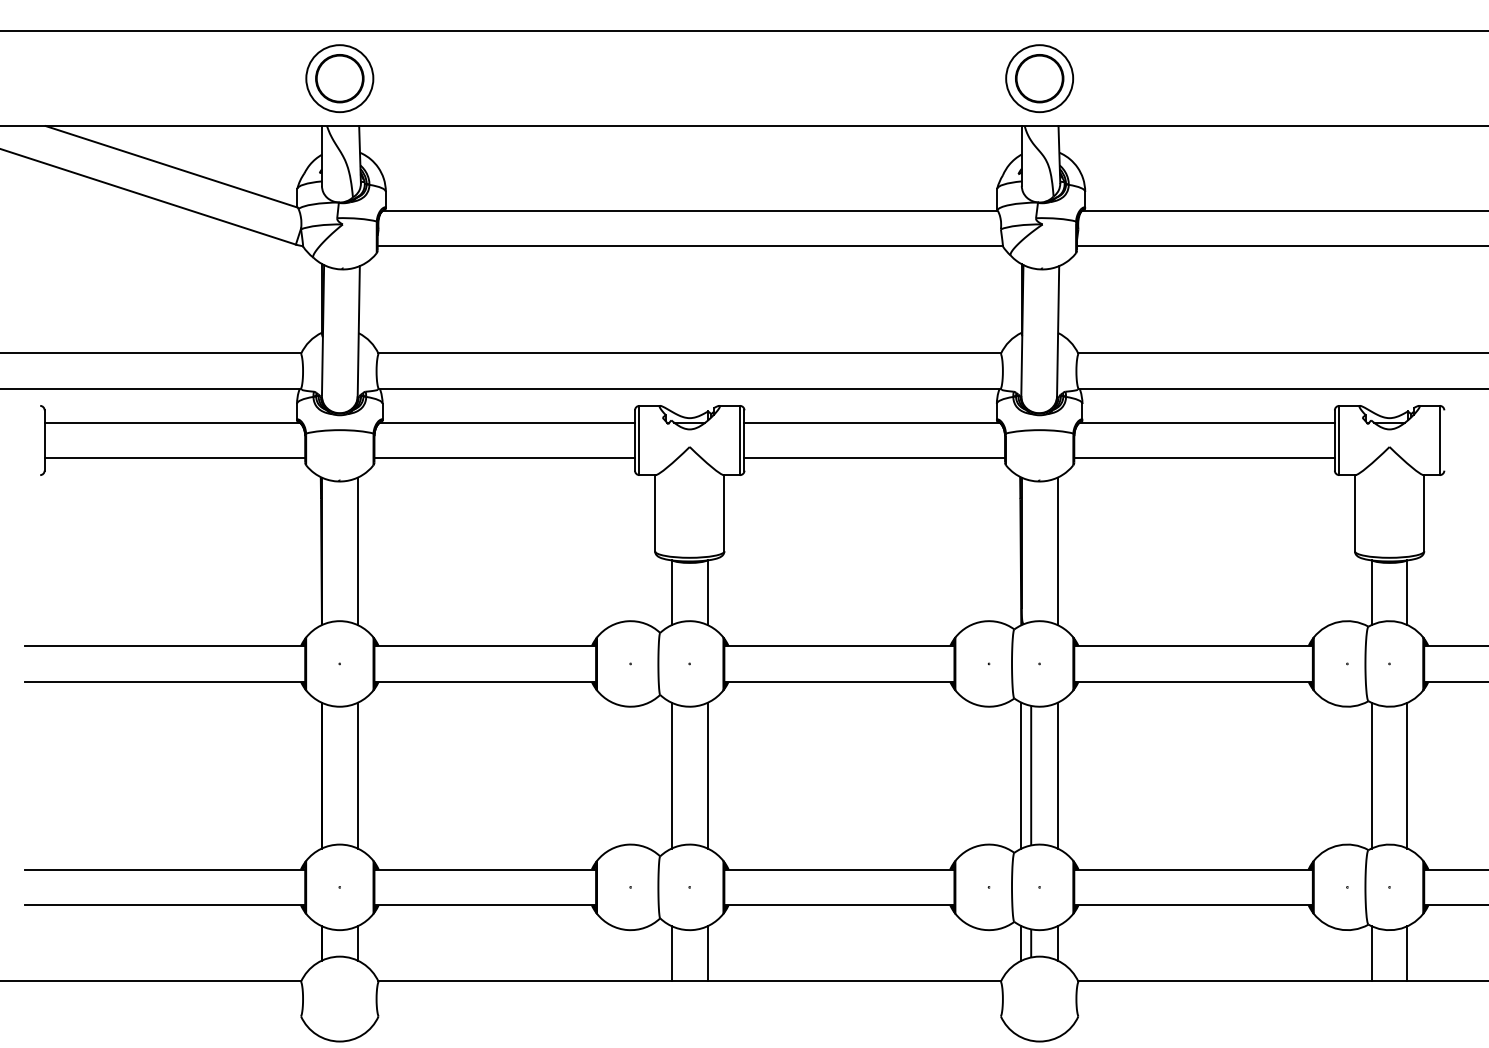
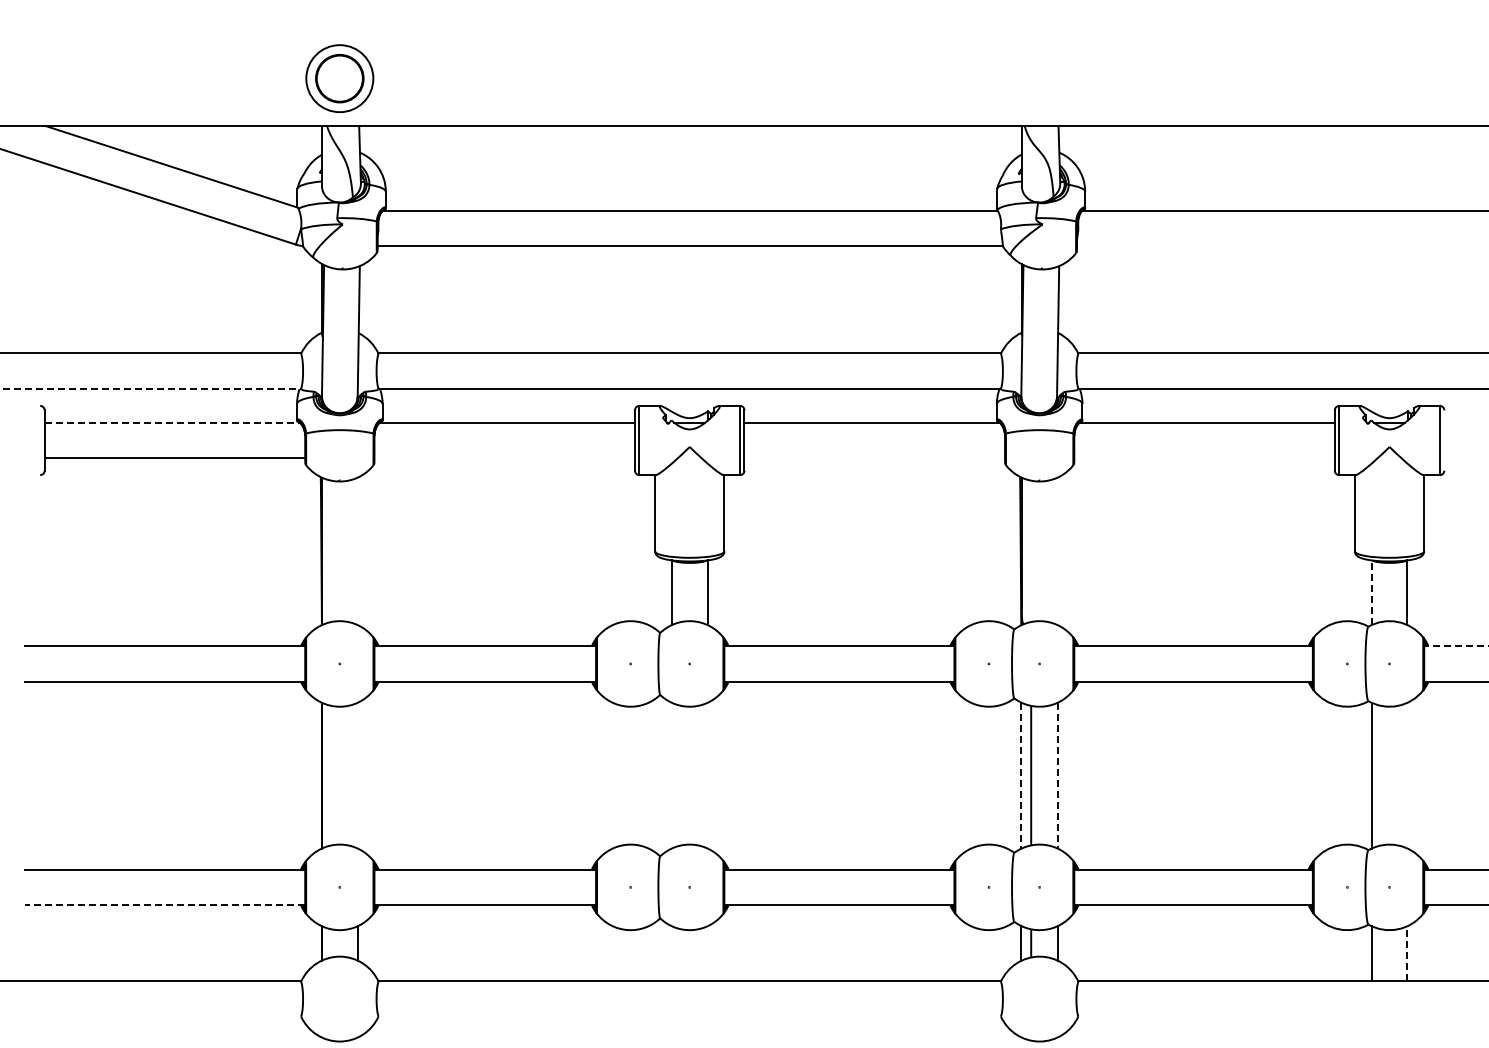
line: present -> none (743, 31)
part: present -> none (1039, 78)
line: present -> none (1281, 246)
line: solid -> dashed (150, 389)
line: solid -> dashed (172, 422)
line: present -> none (504, 458)
line: present -> none (874, 458)
line: present -> none (1204, 458)
line: present -> none (357, 551)
line: present -> none (1057, 551)
line: solid -> dashed (1371, 592)
line: solid -> dashed (1456, 646)
line: present -> none (357, 775)
line: present -> none (671, 775)
line: present -> none (707, 775)
line: solid -> dashed (1057, 775)
line: present -> none (1407, 775)
line: solid -> dashed (1021, 776)
line: solid -> dashed (164, 905)
line: present -> none (671, 953)
line: present -> none (707, 953)
line: solid -> dashed (1407, 953)
